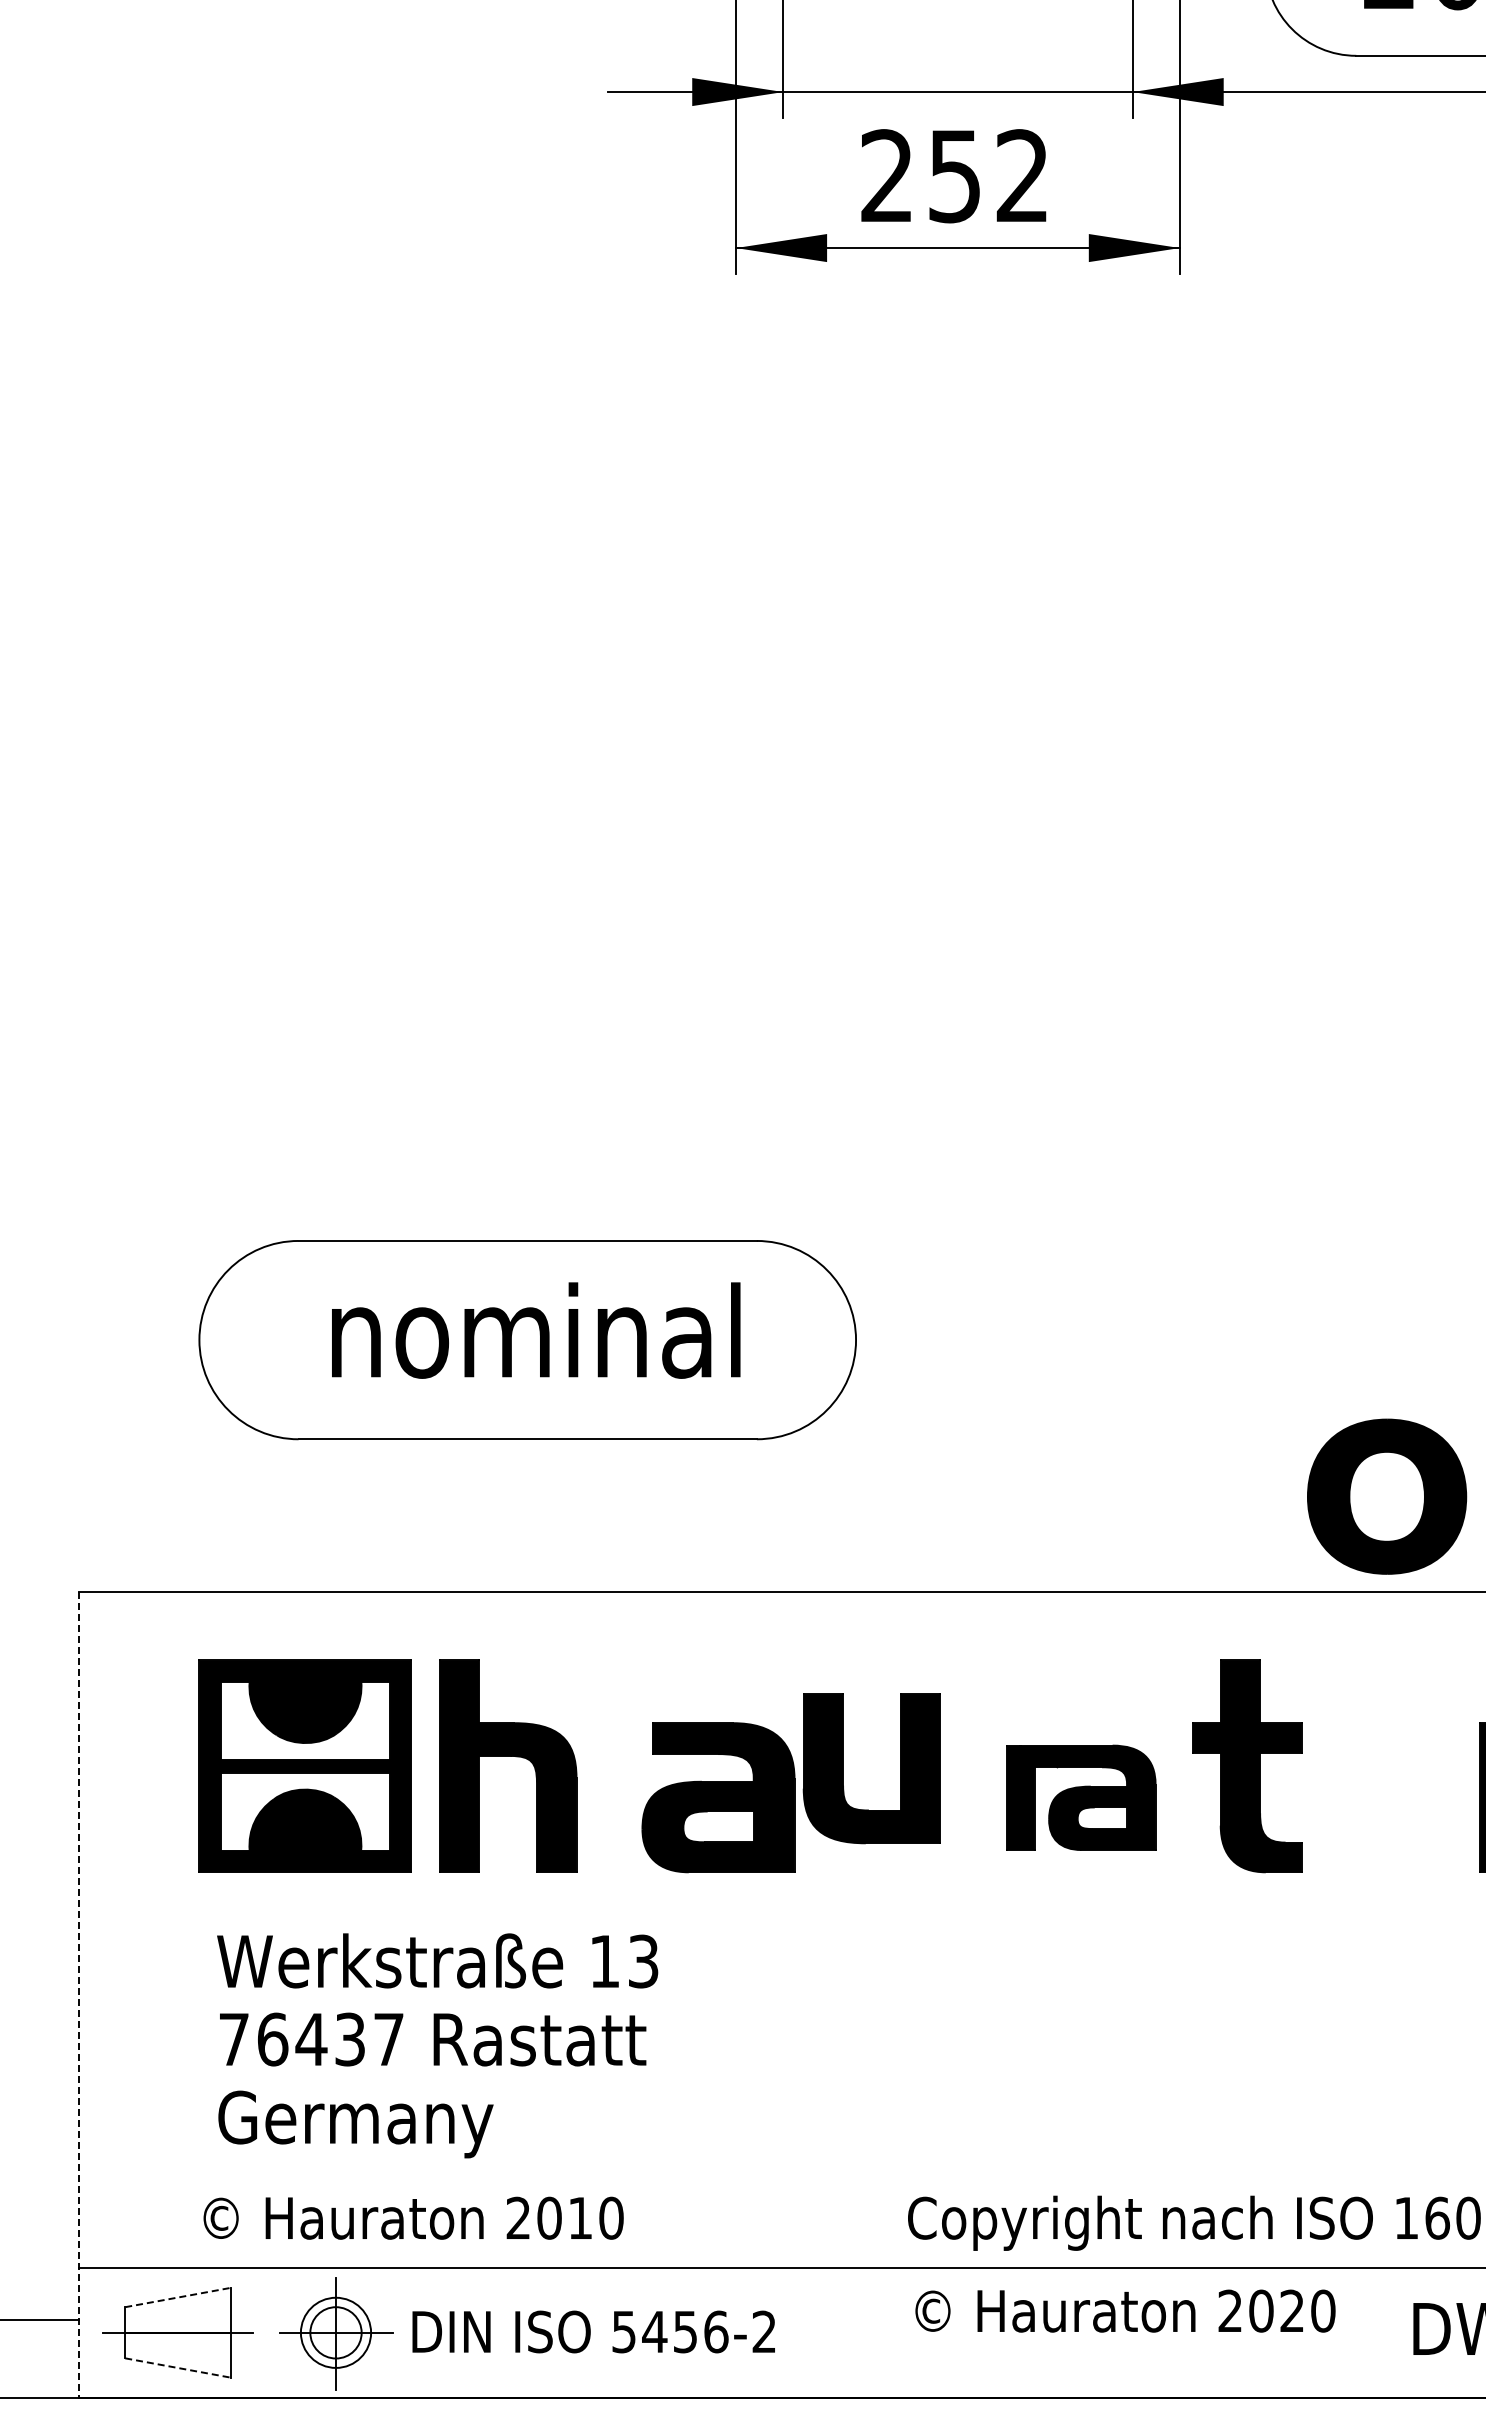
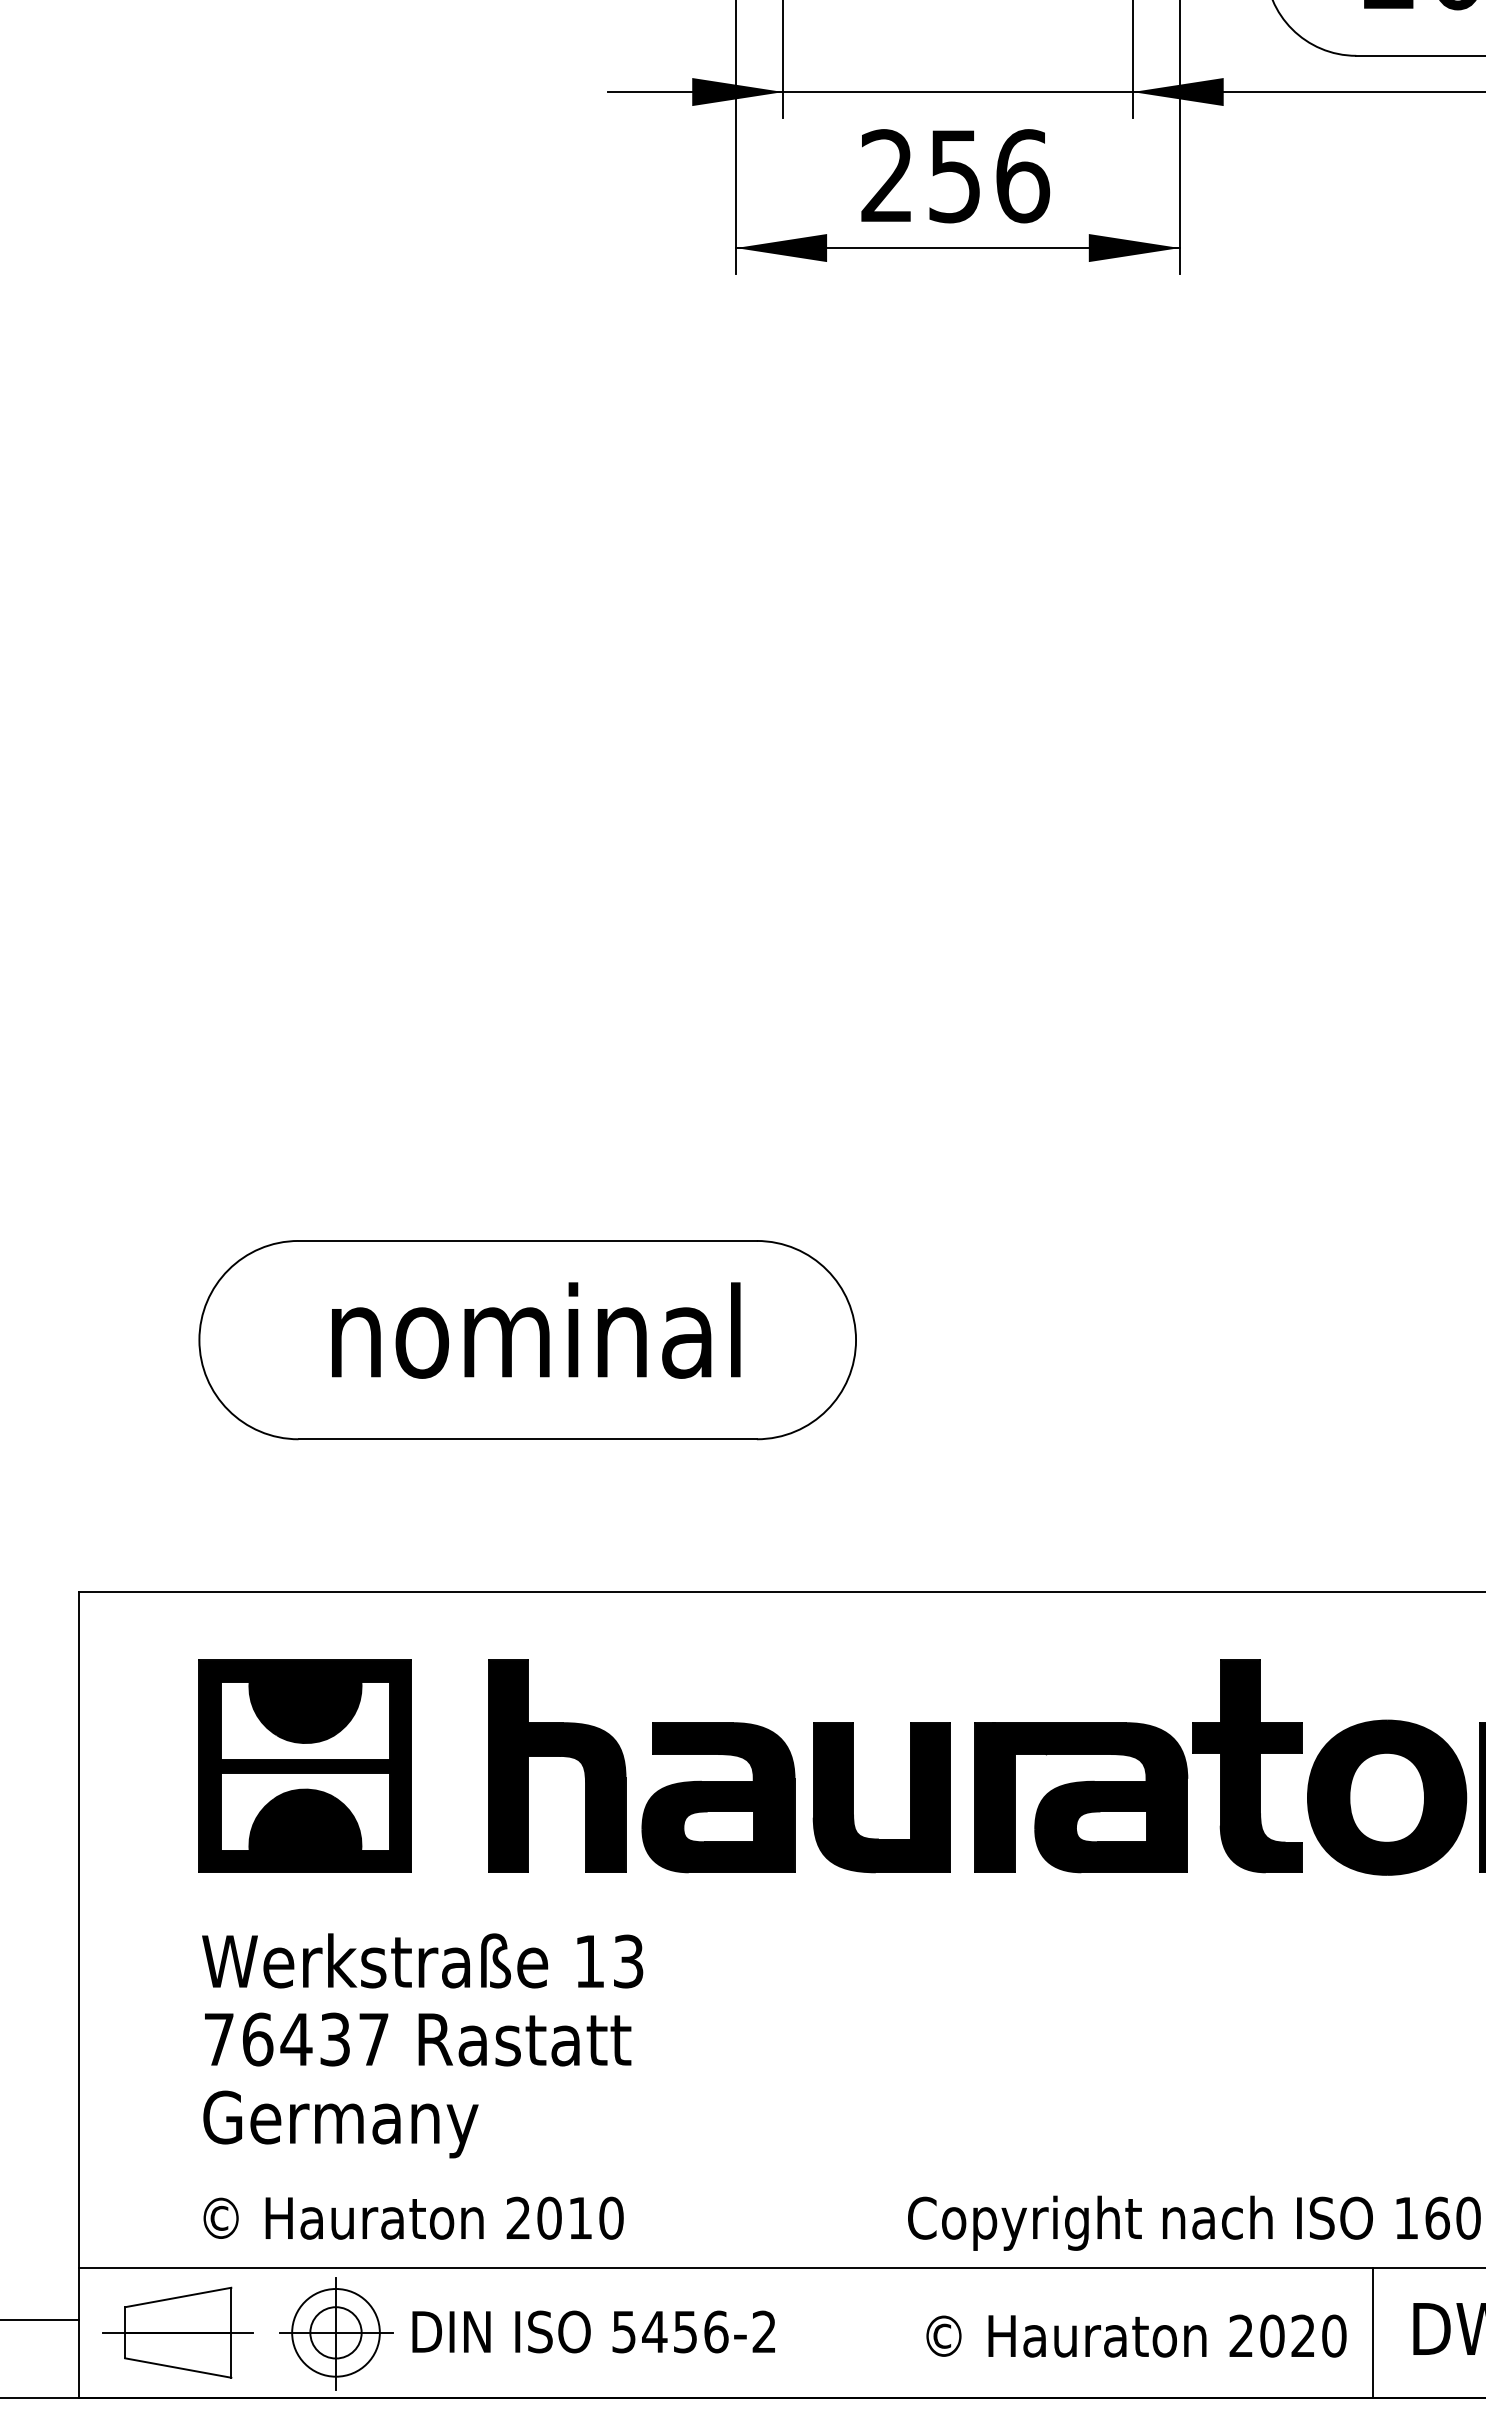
text: 252 -> 256 (1023, 176)
part position: (1387, 1496) -> (1387, 1797) (1387, 1797)
part position: (508, 1756) -> (557, 1756) (557, 1756)
part position: (843, 1768) -> (853, 1797) (853, 1797)
part size: 151x107 px -> 215x152 px (1081, 1797)
line: dashed -> solid (79, 1995)
text position: (437, 2045) -> (422, 2045) (422, 2045)
line: dashed -> solid (178, 2297)
text position: (1125, 2310) -> (1136, 2335) (1136, 2335)
circle diameter: 70 px -> 88 px (335, 2332)
line: none -> present (1373, 2332)
line: dashed -> solid (178, 2368)
